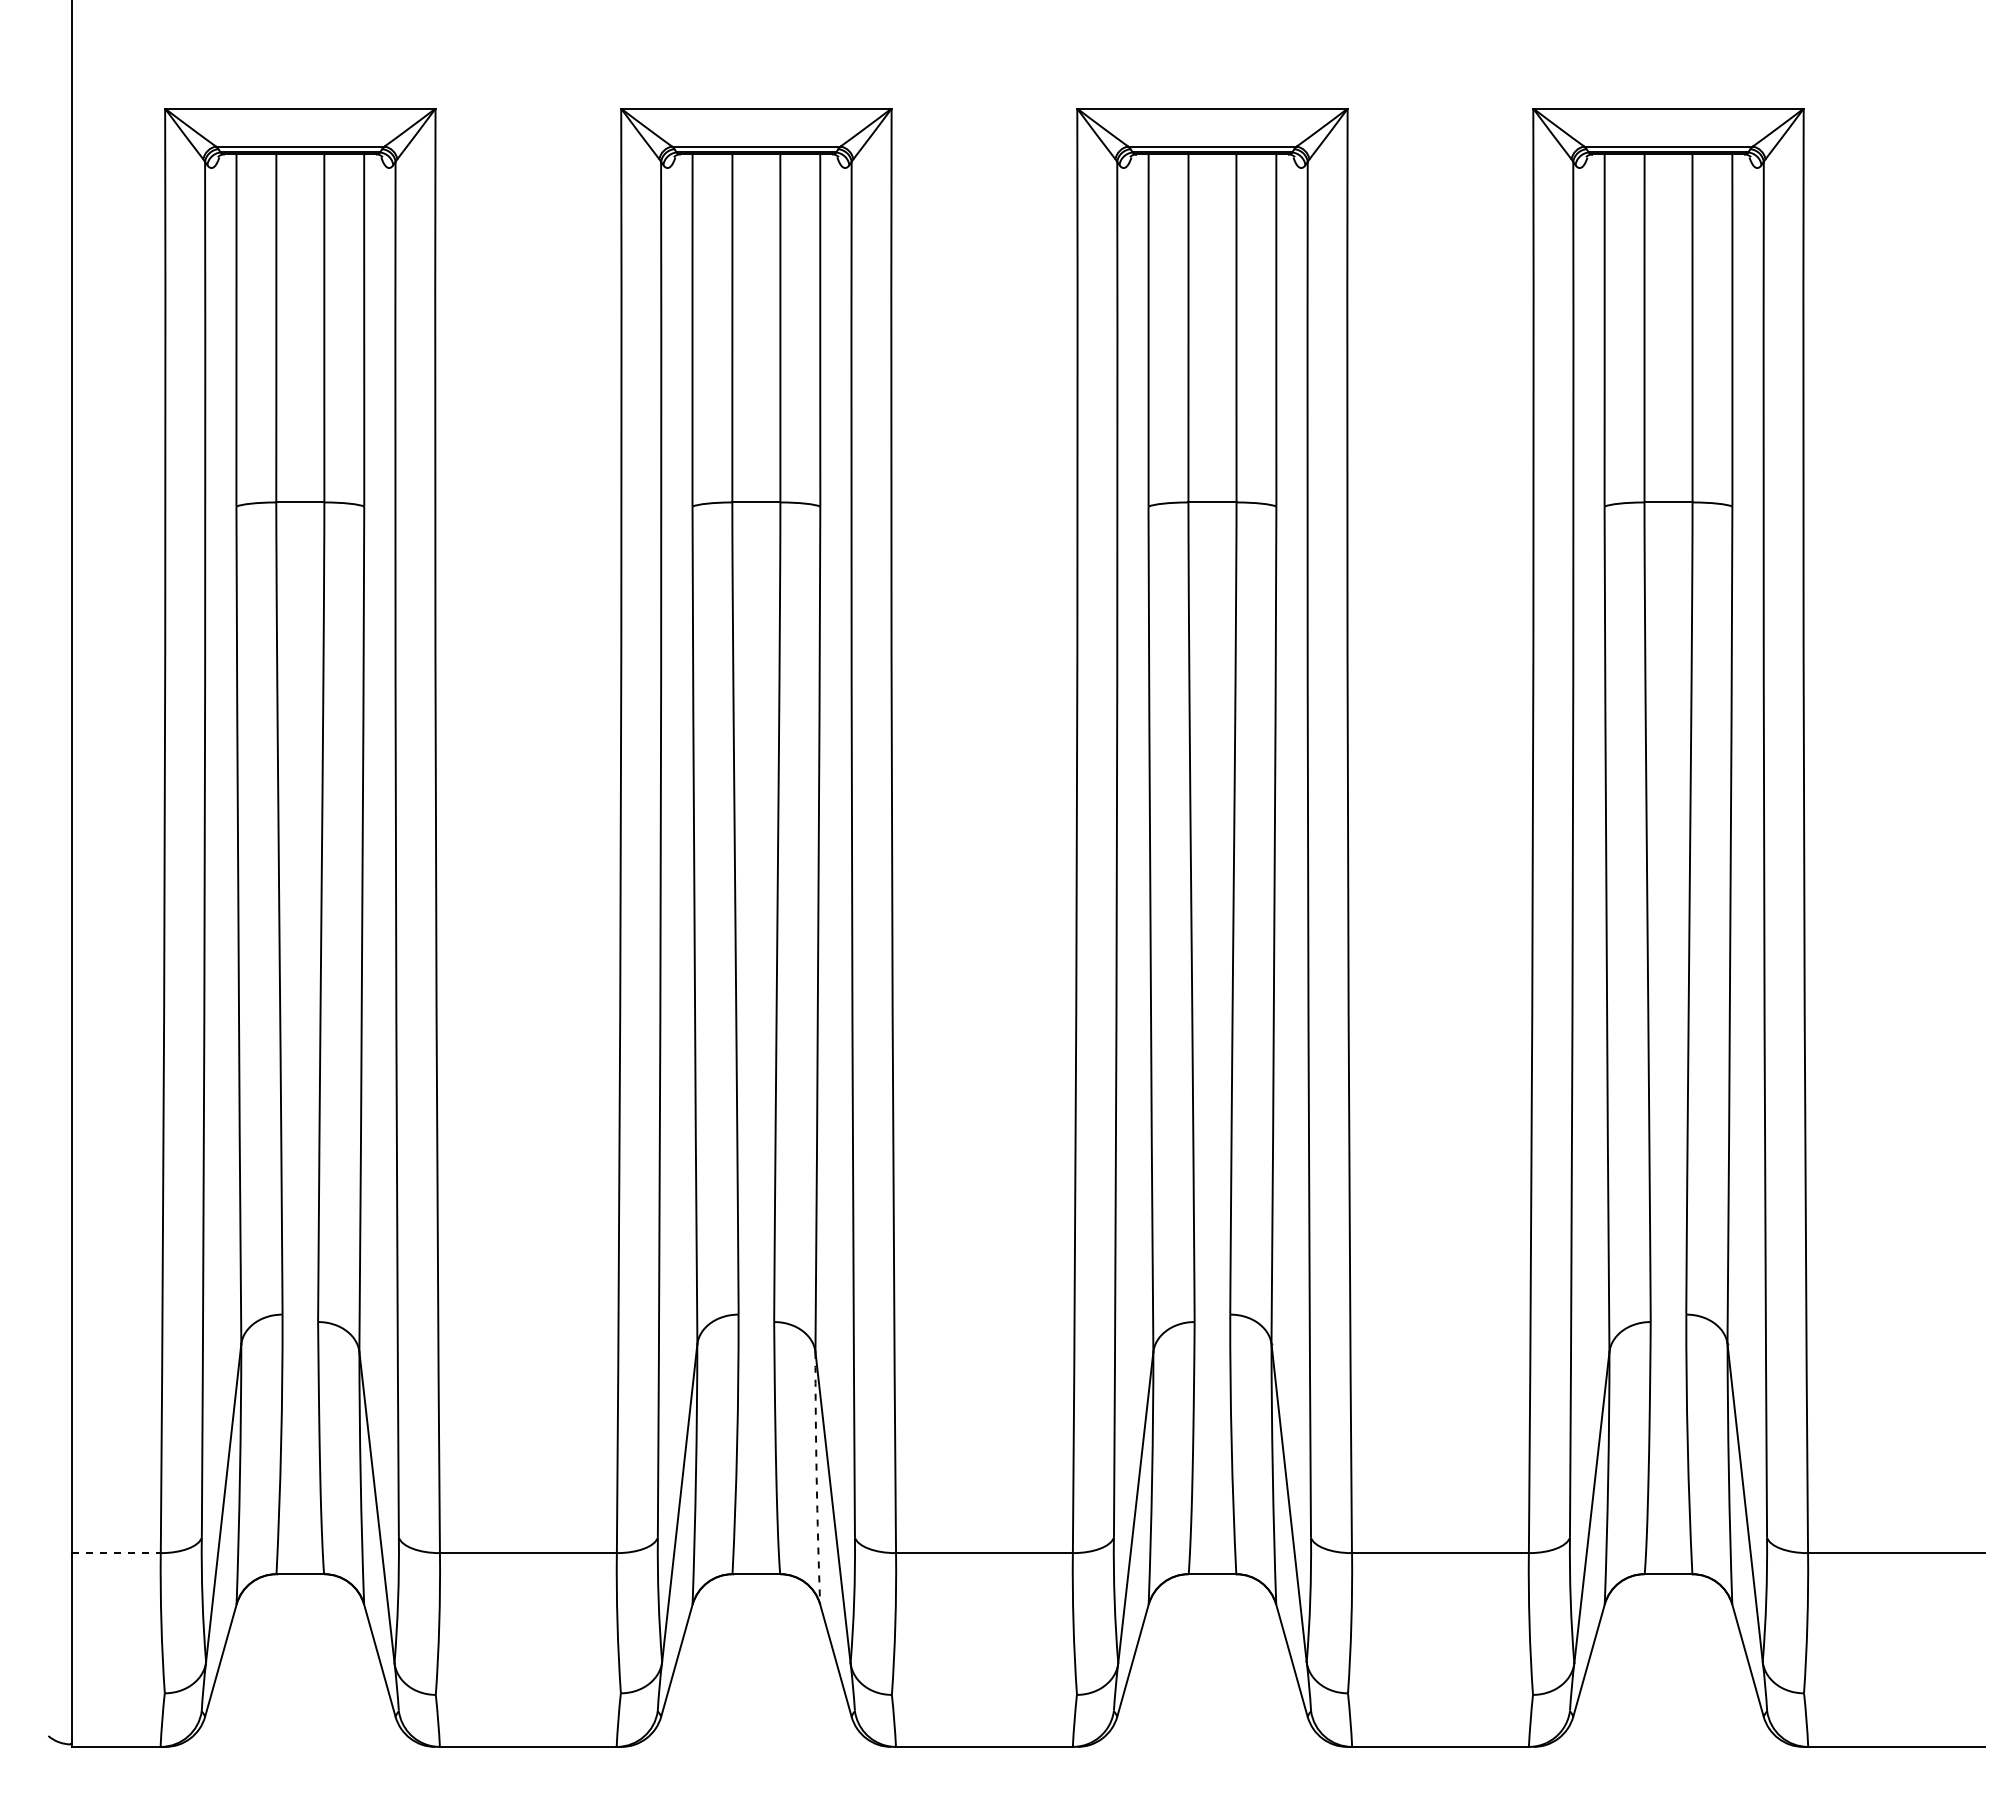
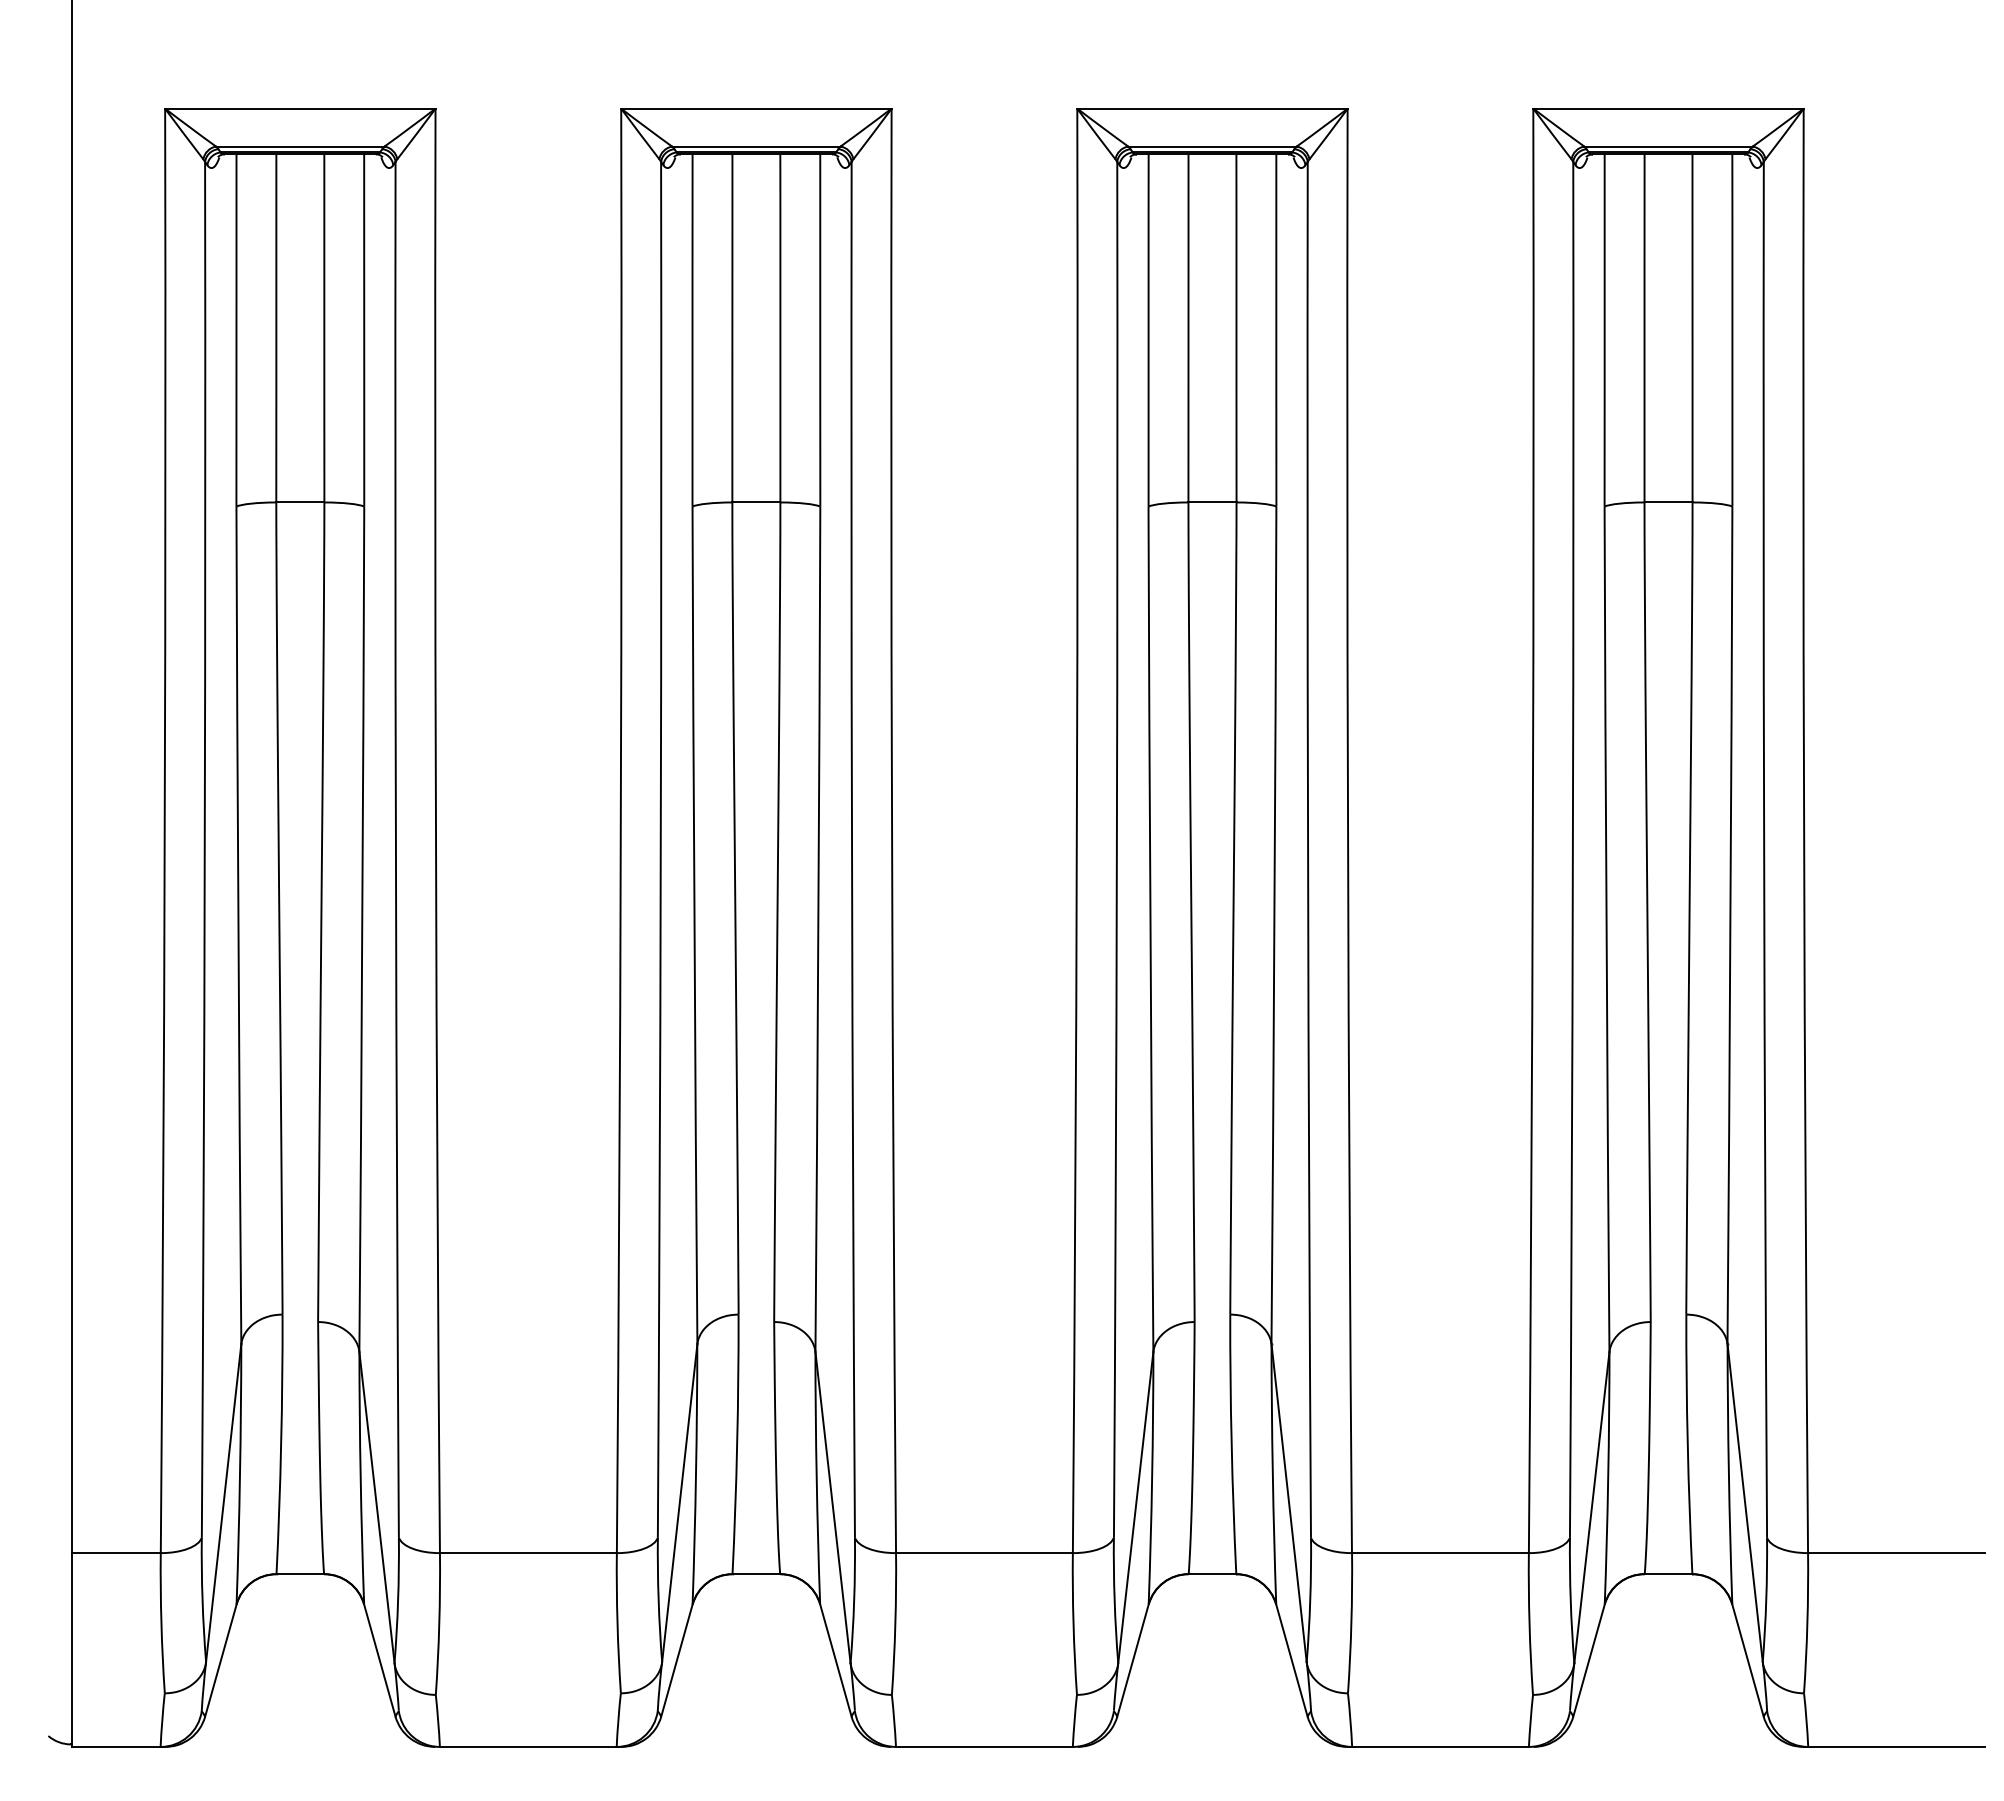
arc: dashed -> solid (816, 1478)
line: dashed -> solid (117, 1553)
